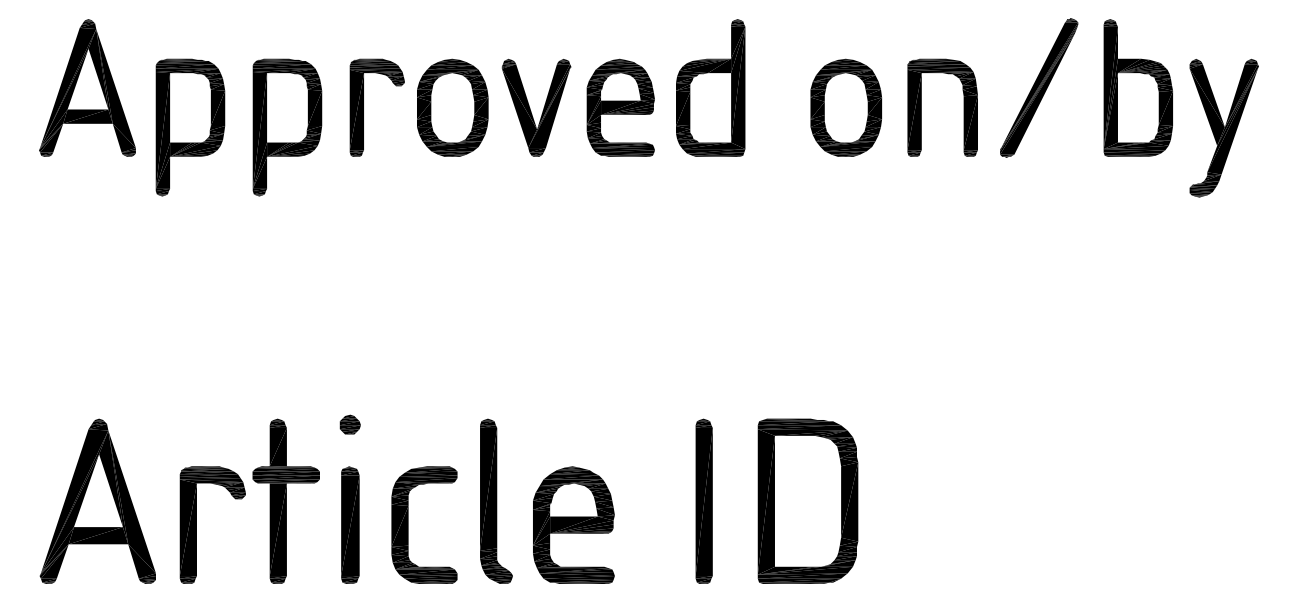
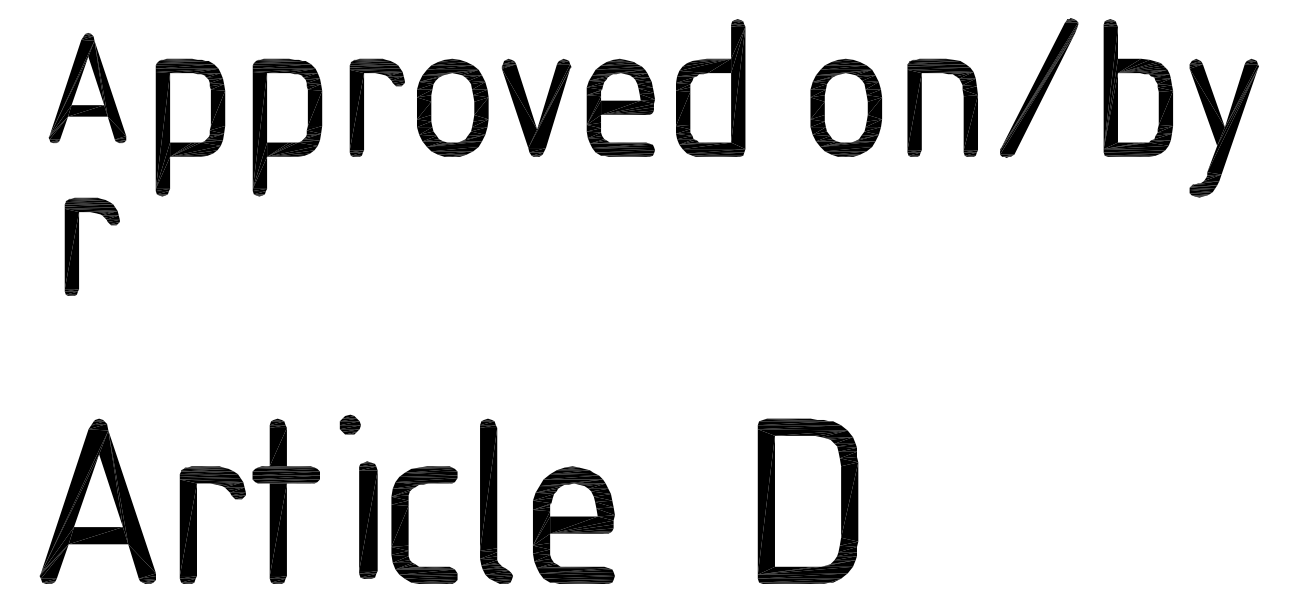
part size: 97x138 px -> 79x110 px (87, 87)
part: none -> present (78, 246)
part: present -> none (703, 500)
part position: (350, 524) -> (368, 519) (368, 519)
